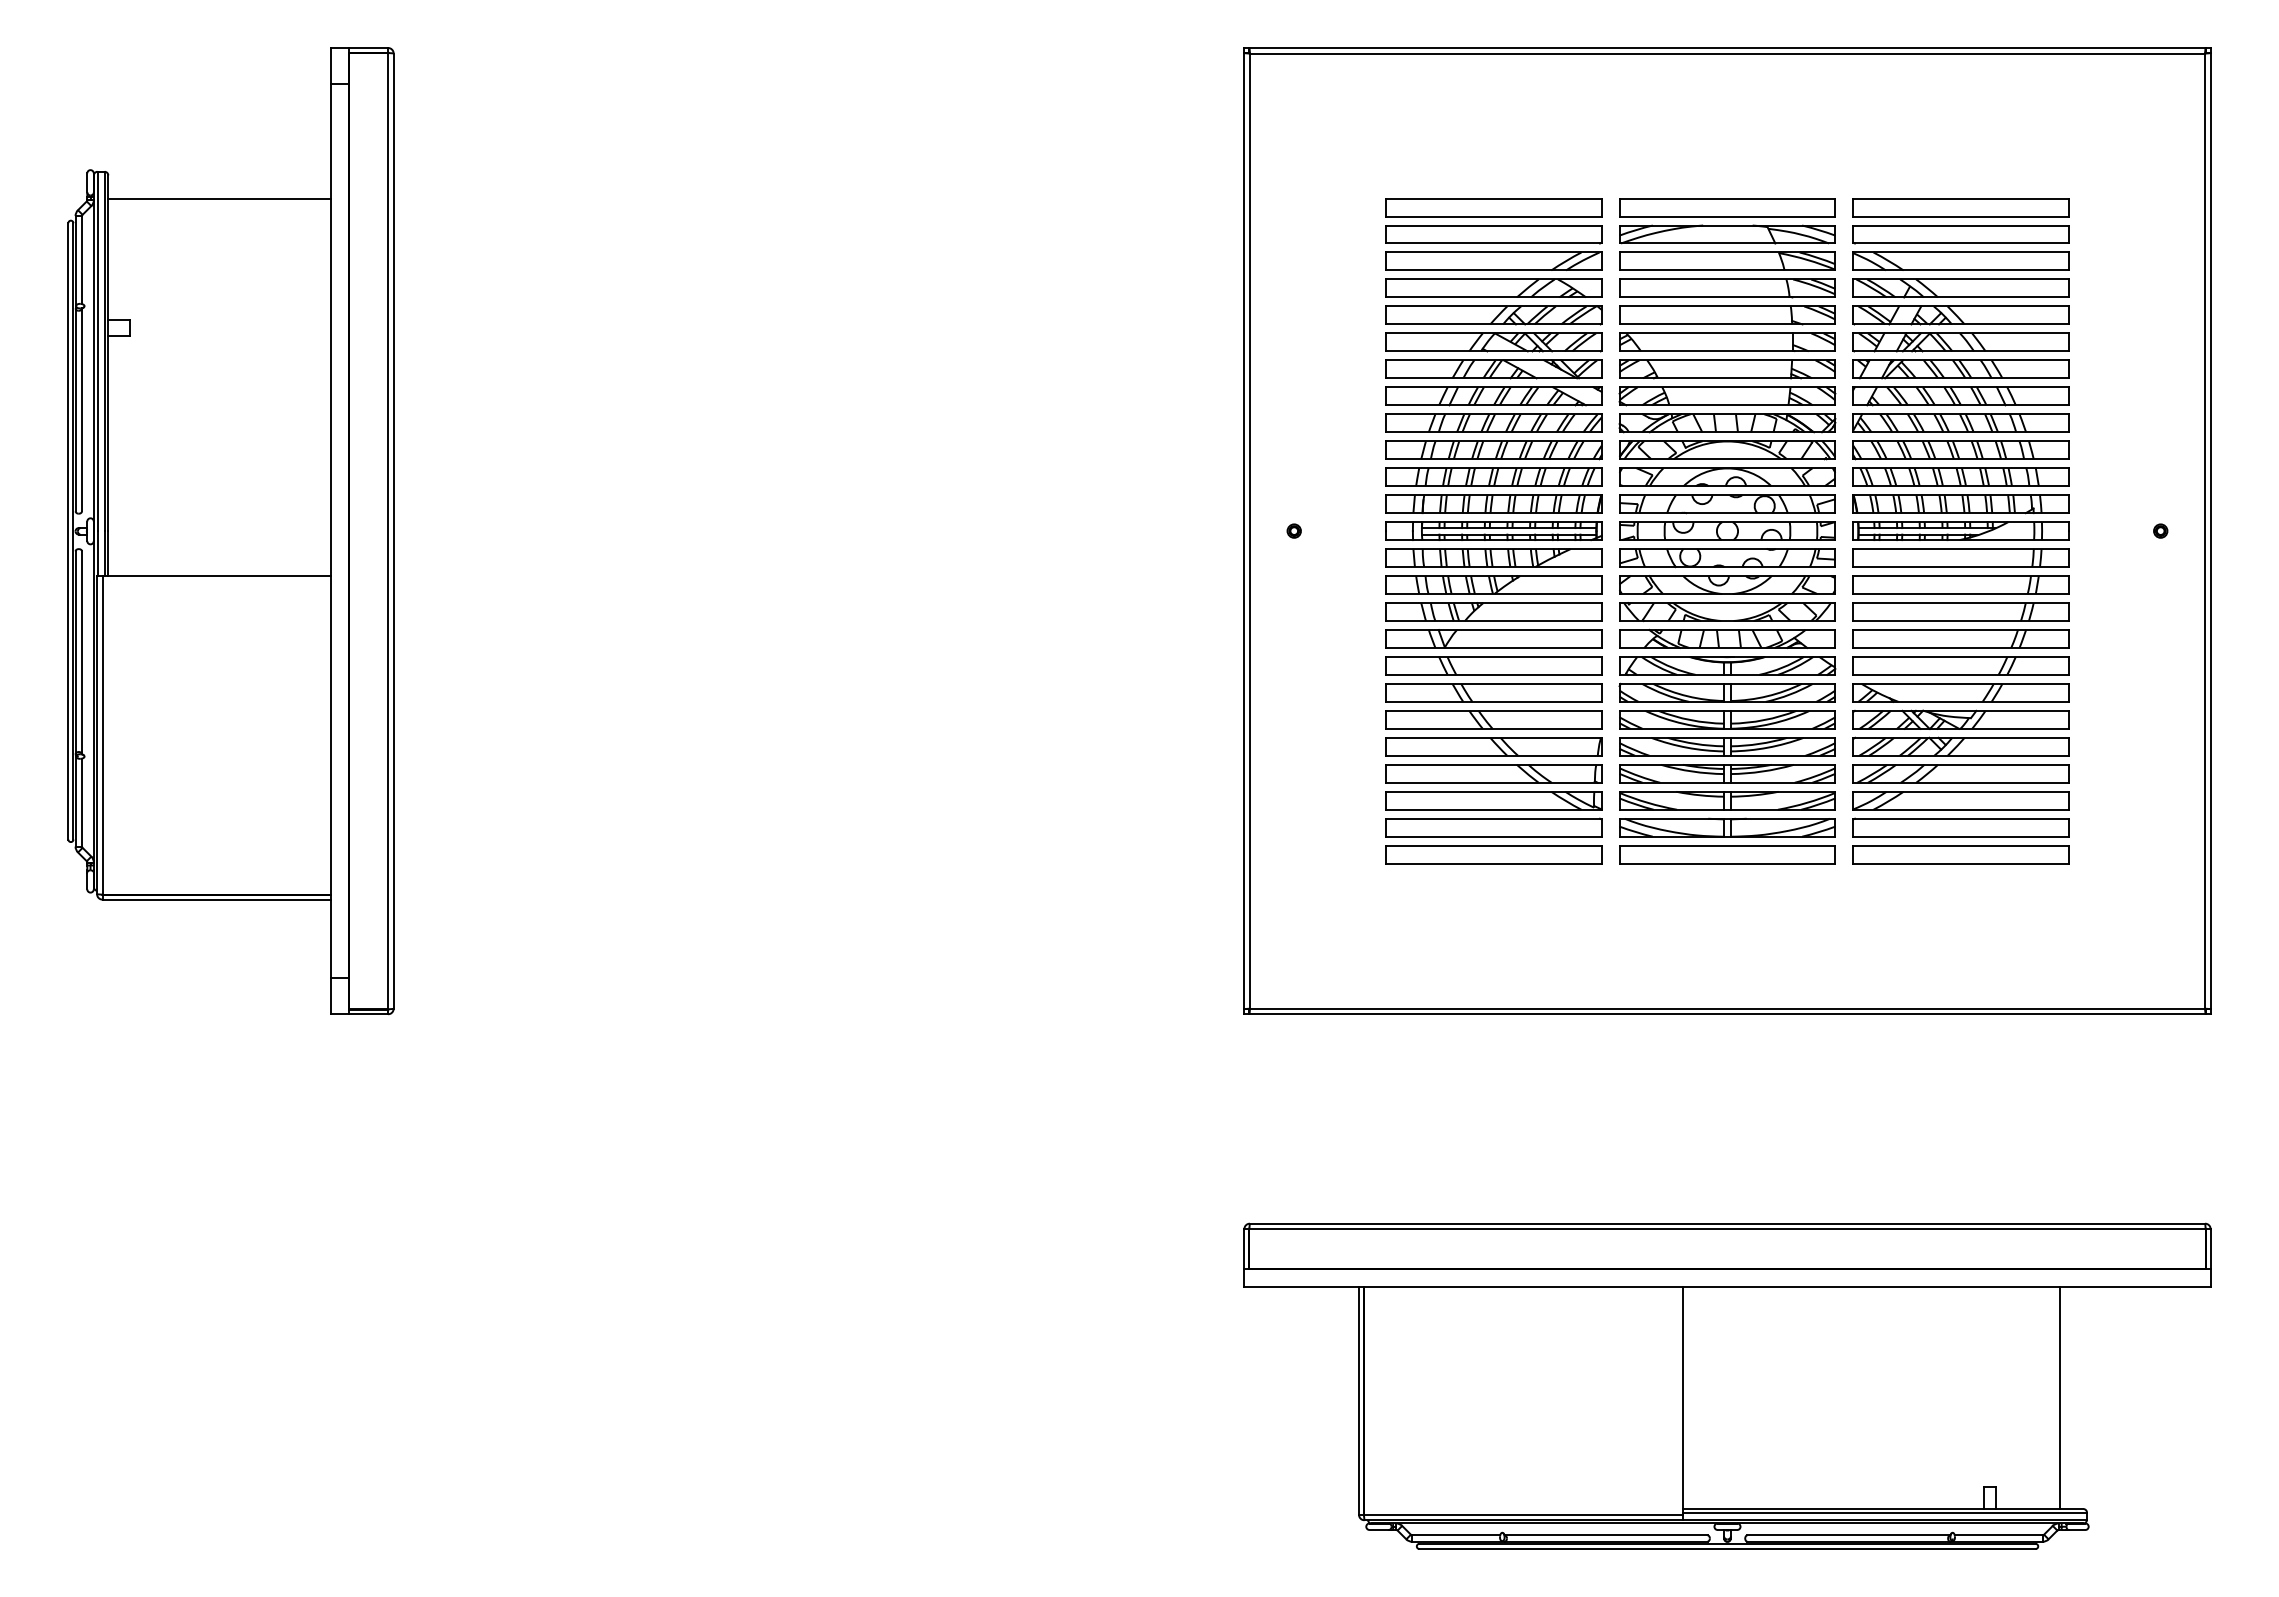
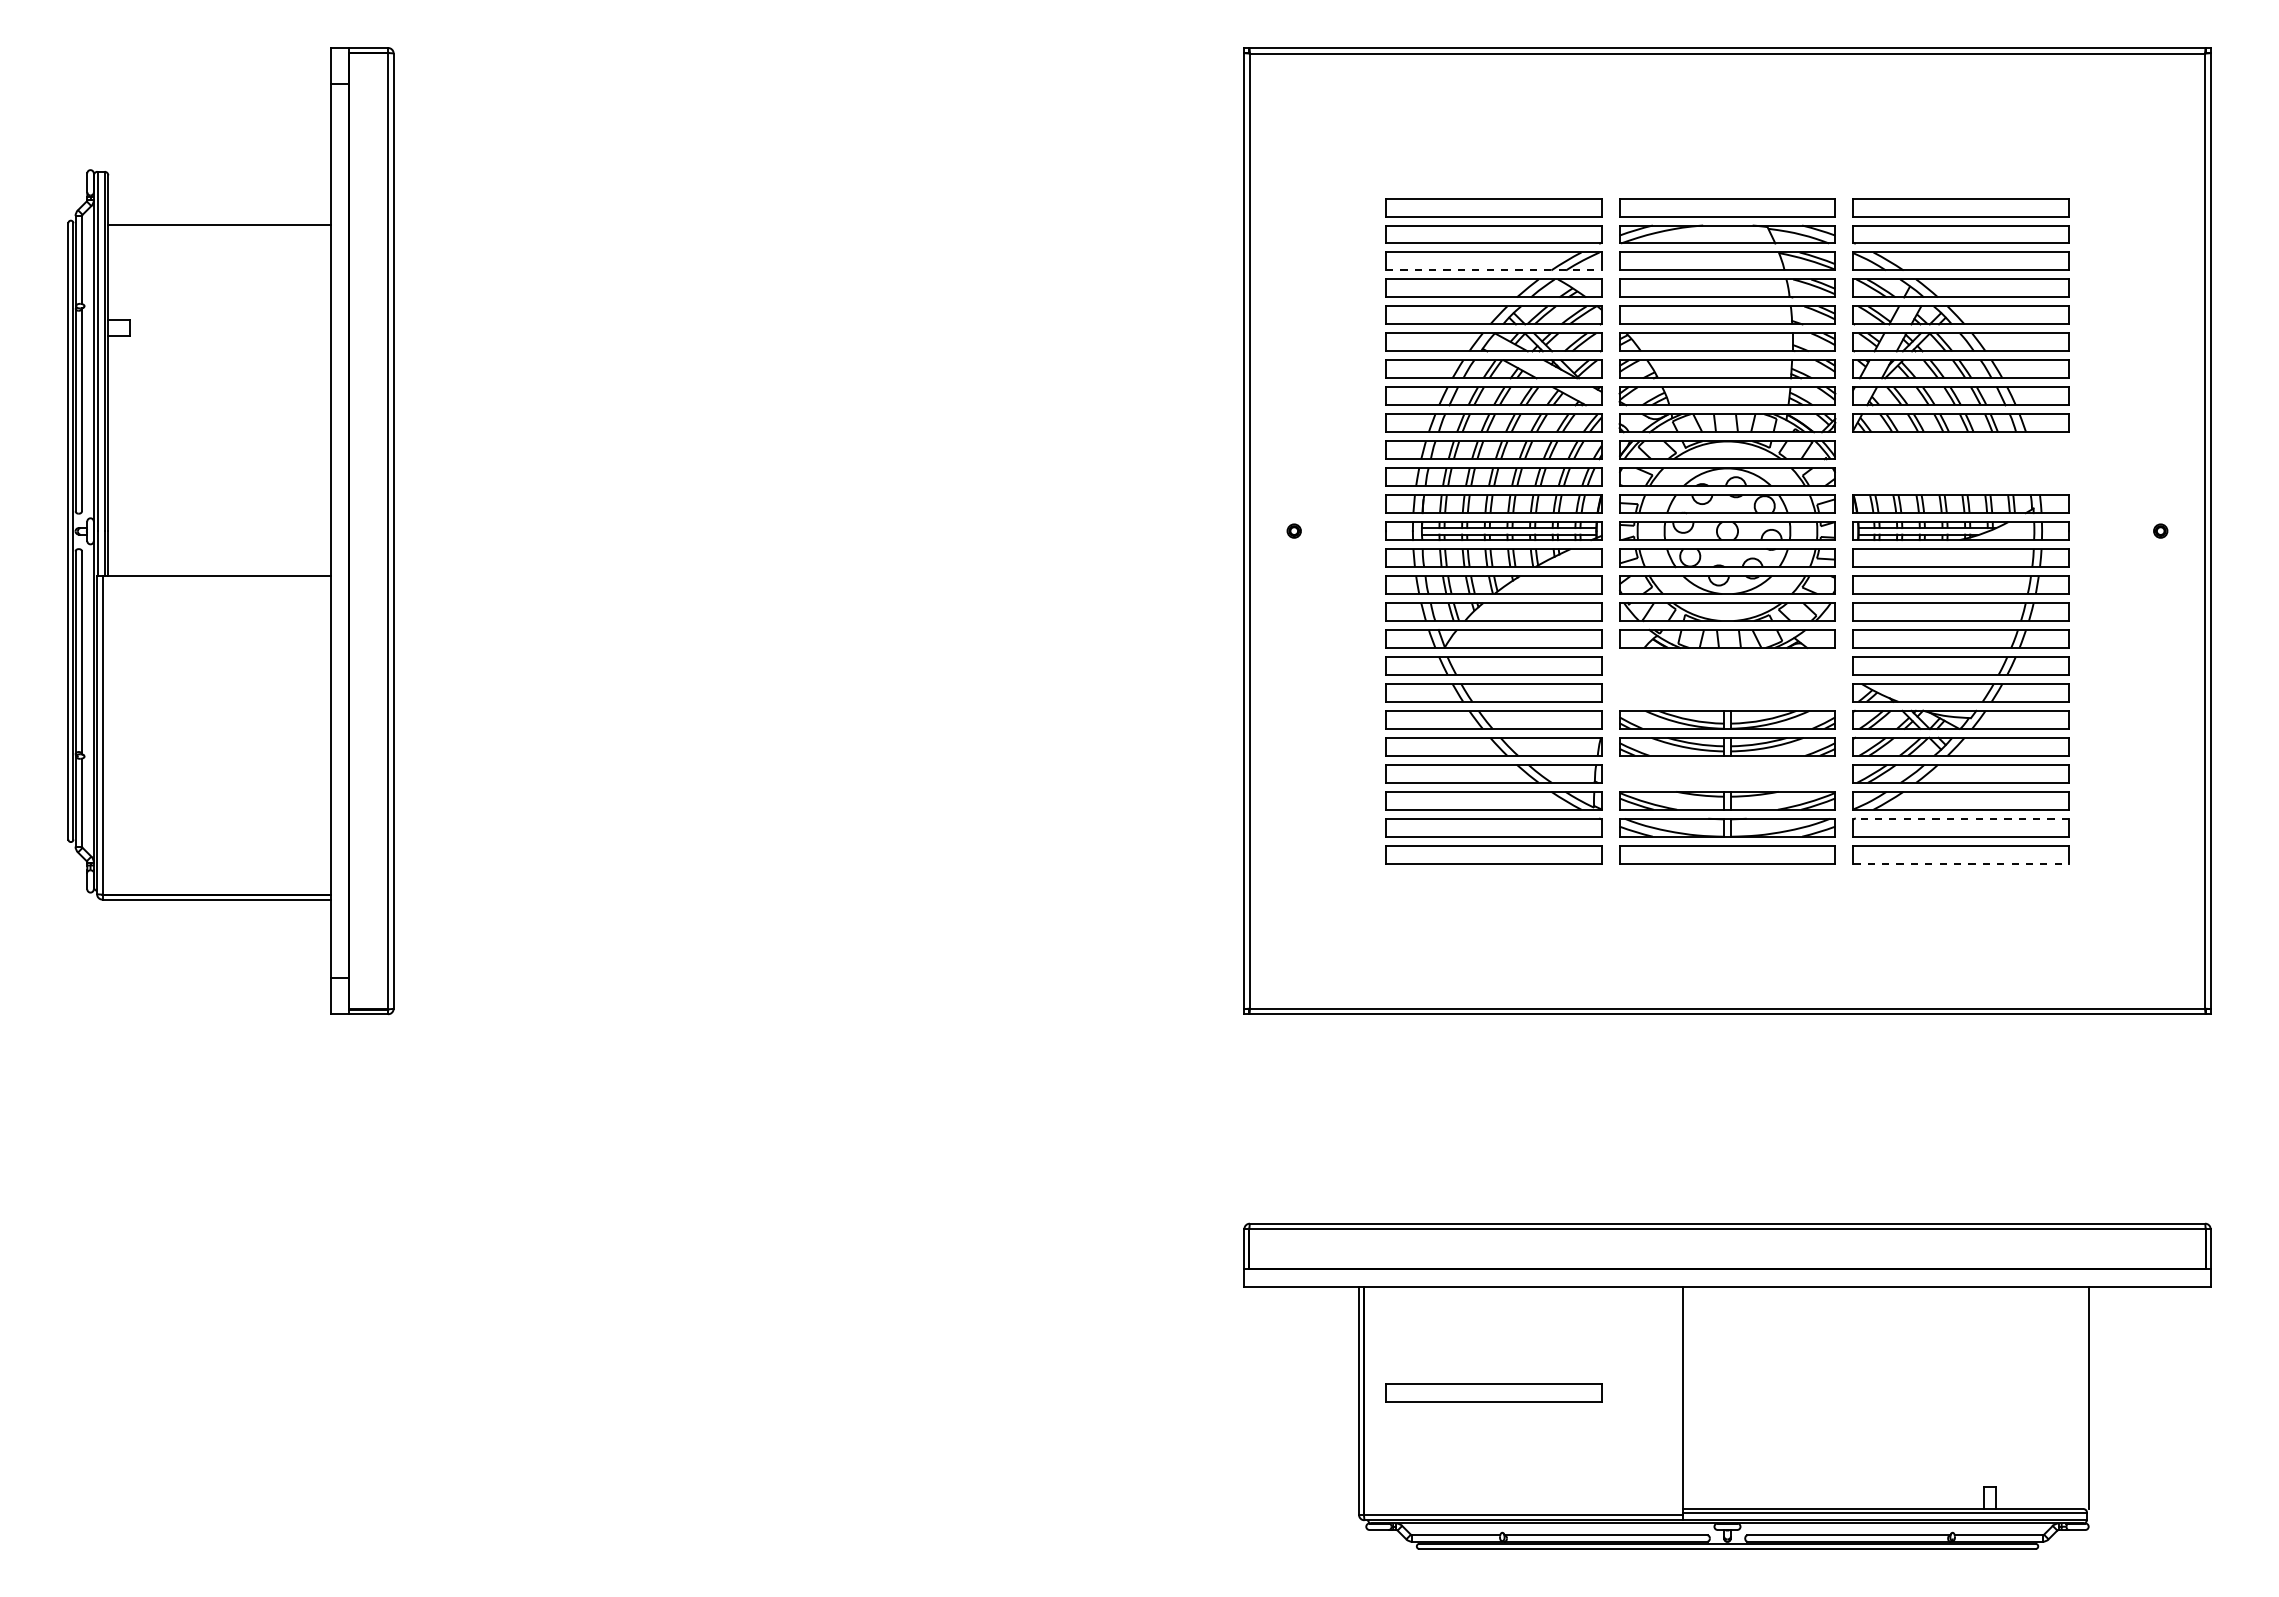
line position: (219, 199) -> (219, 225) (219, 225)
line: solid -> dashed (1493, 270)
part: present -> none (1960, 463)
part: present -> none (1727, 679)
part: present -> none (1727, 773)
line: solid -> dashed (1961, 818)
line: solid -> dashed (1961, 863)
part: none -> present (1493, 1392)
line position: (2059, 1397) -> (2088, 1397) (2088, 1397)
